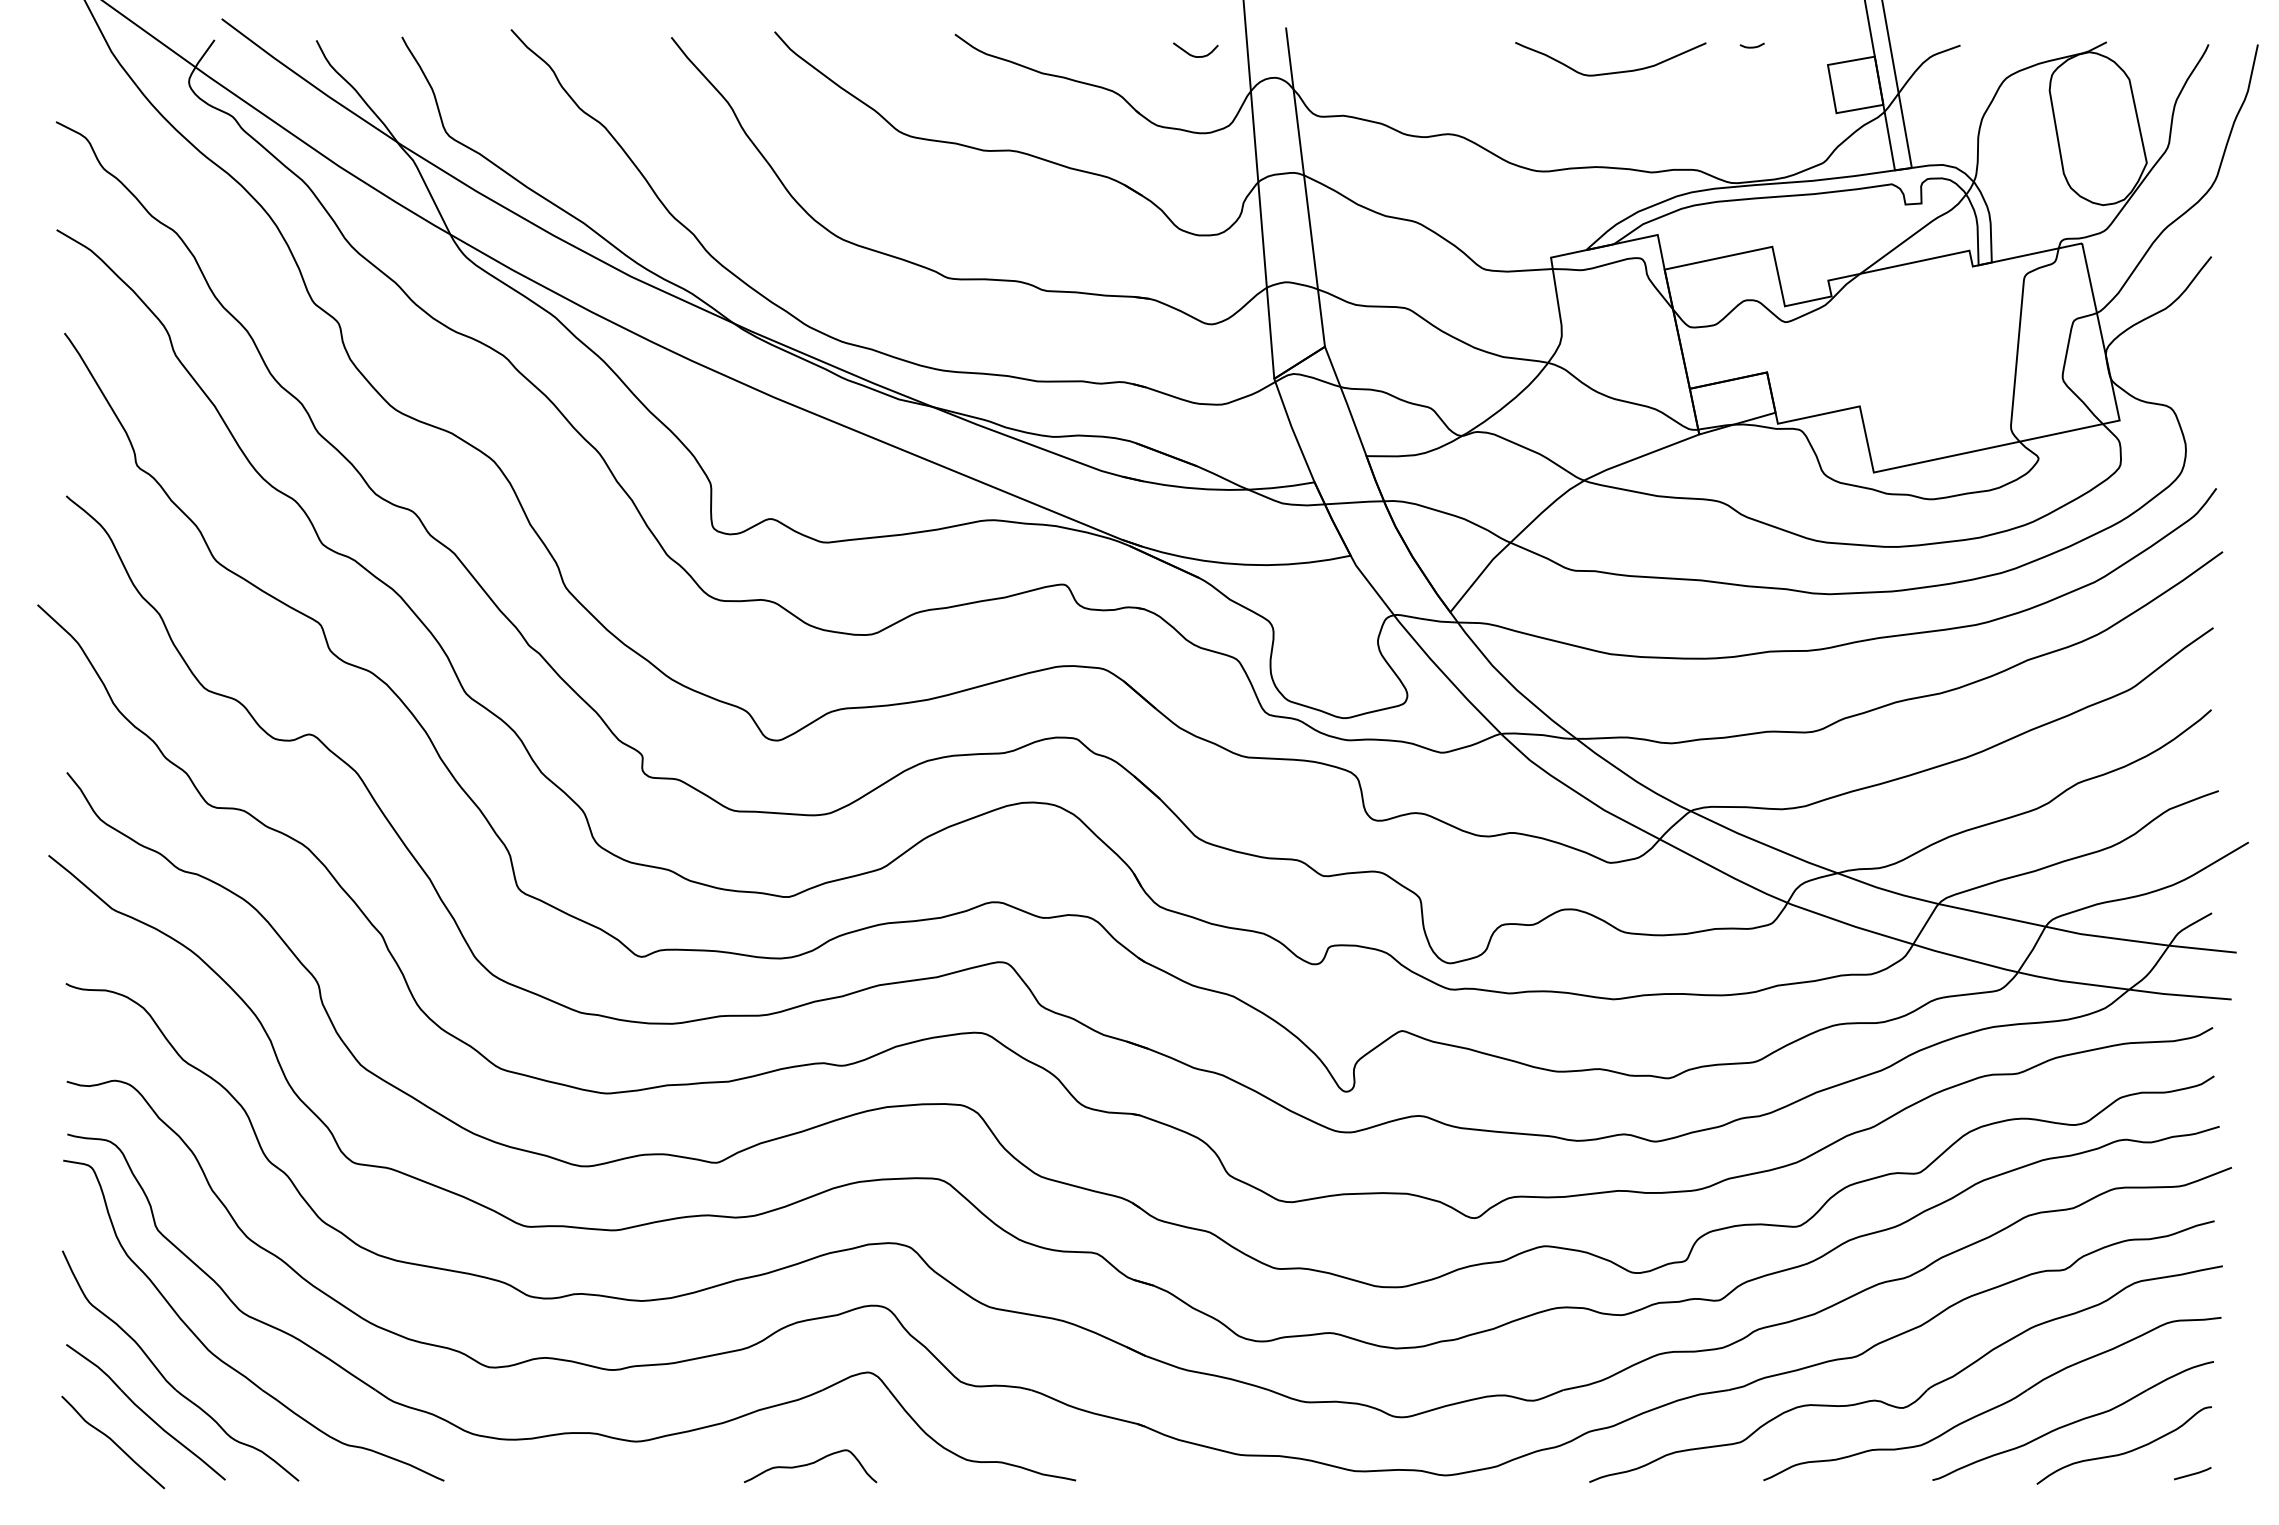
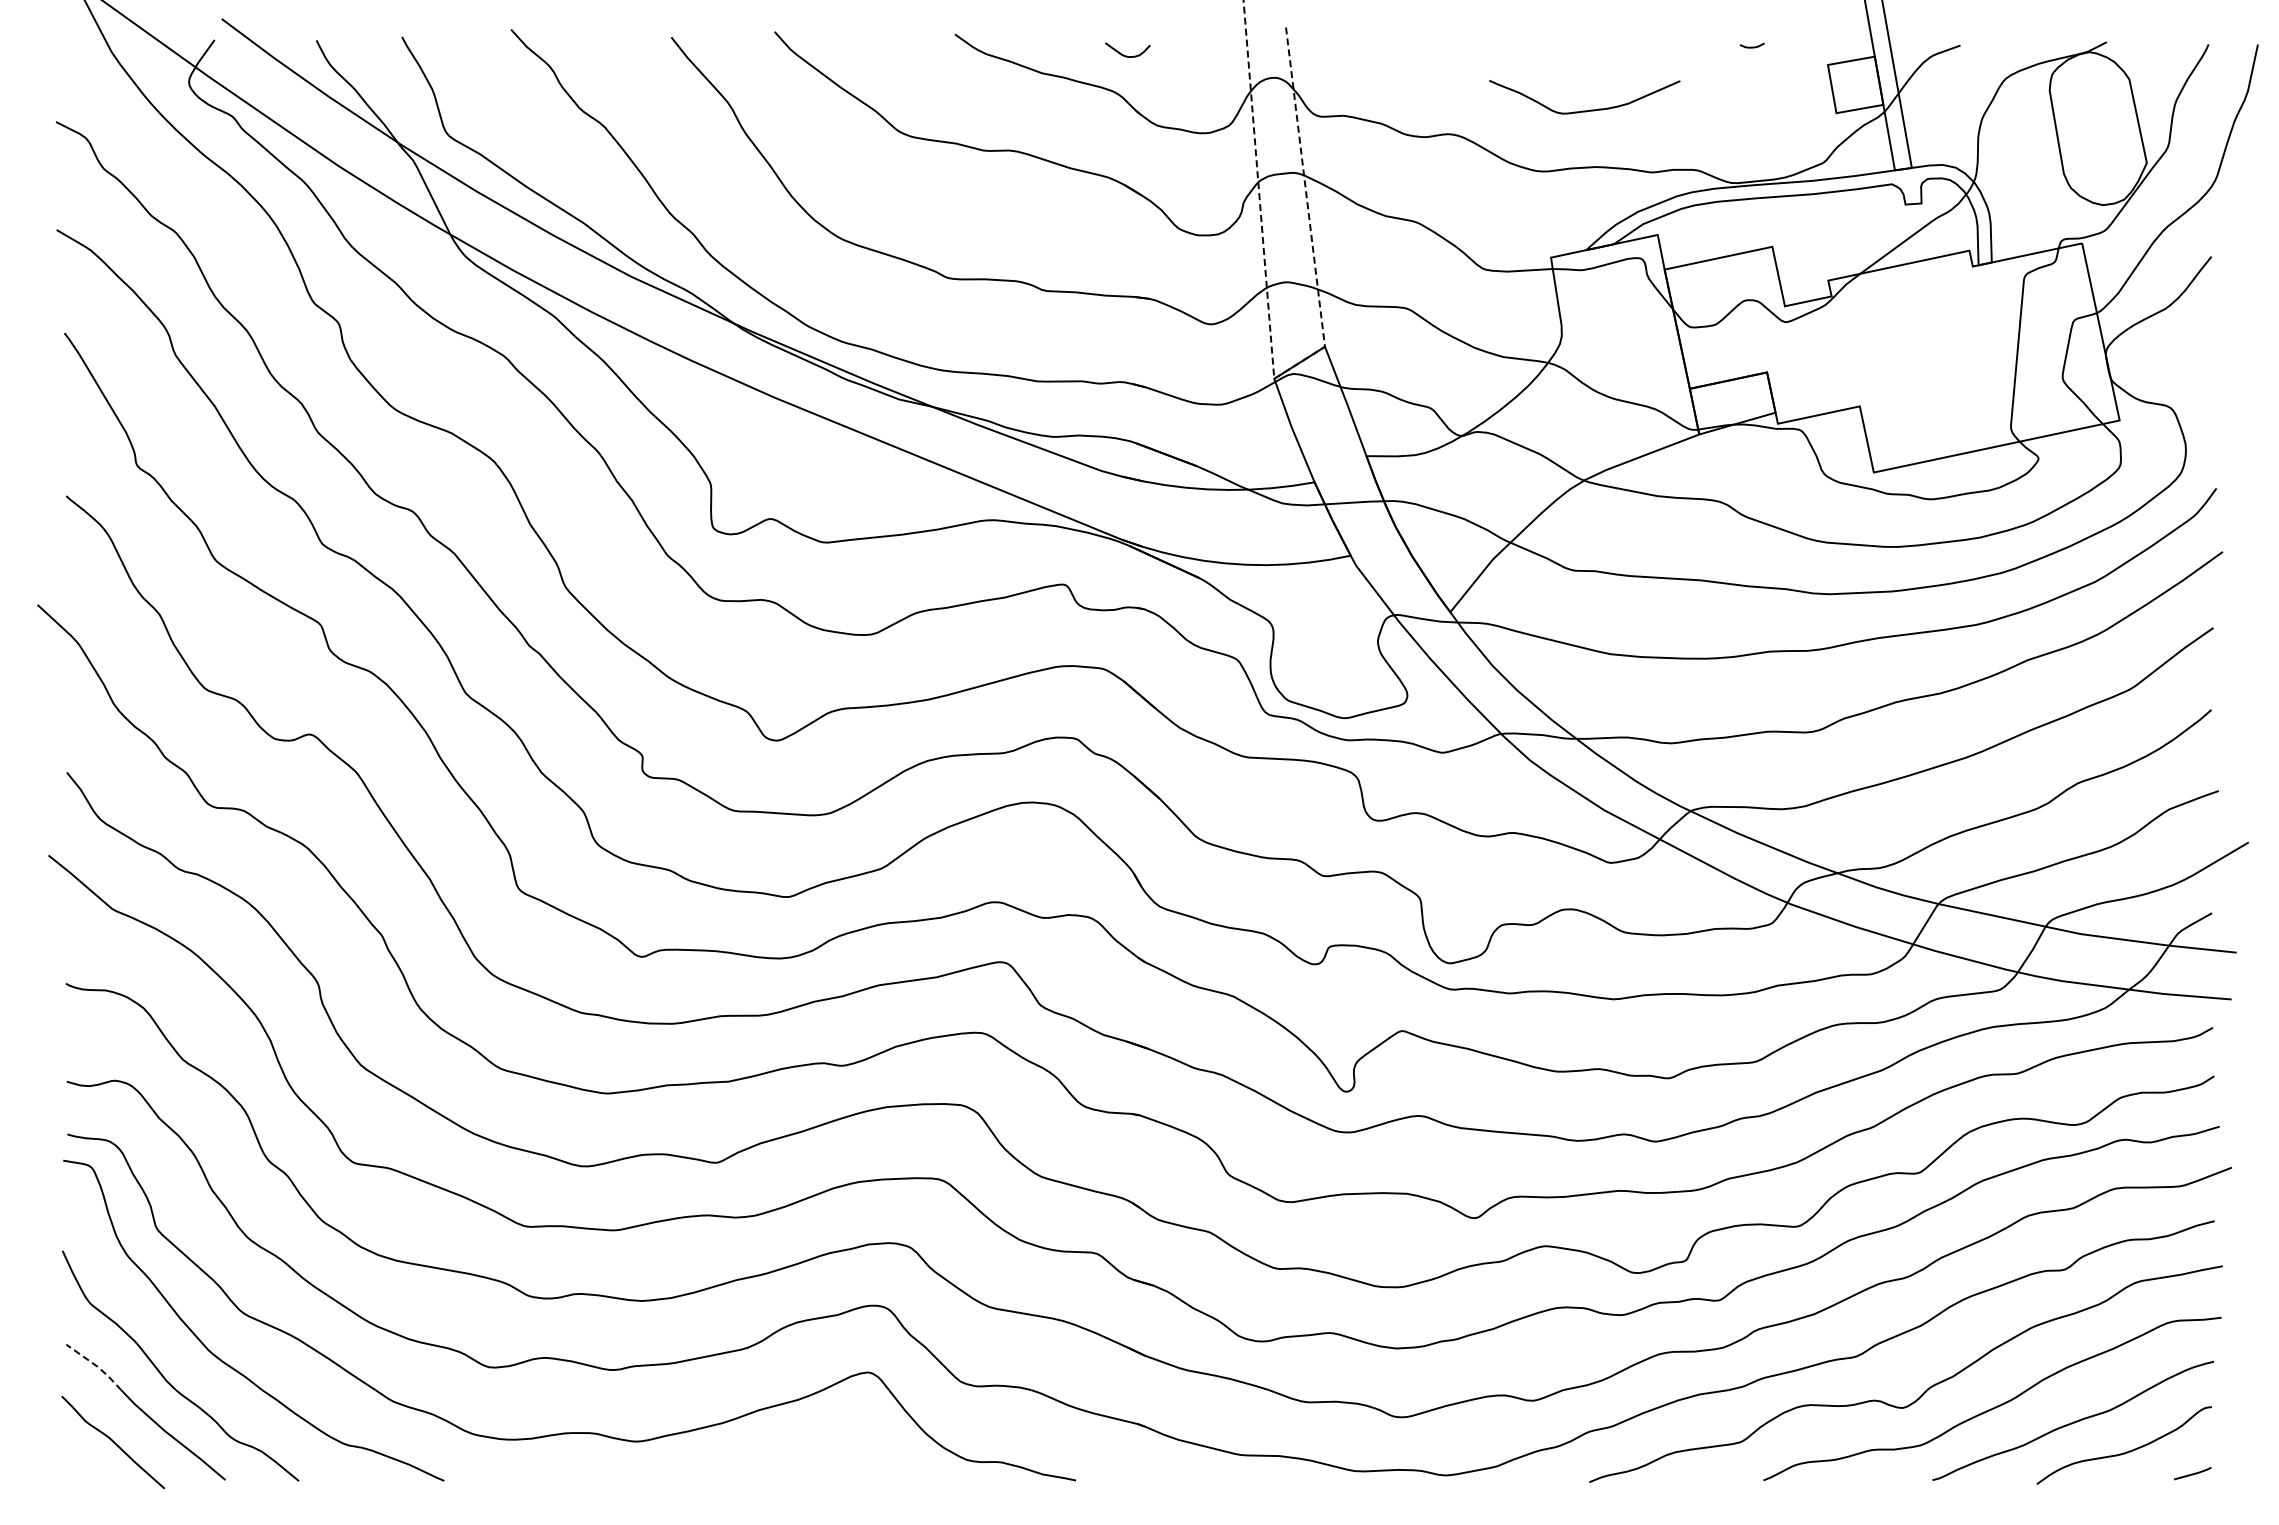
curve position: (1192, 54) -> (1124, 54) (1124, 54)
curve position: (1610, 72) -> (1584, 110) (1584, 110)
line: solid -> dashed (1275, 378)
line: solid -> dashed (96, 1365)
curve: present -> none (810, 1464)
